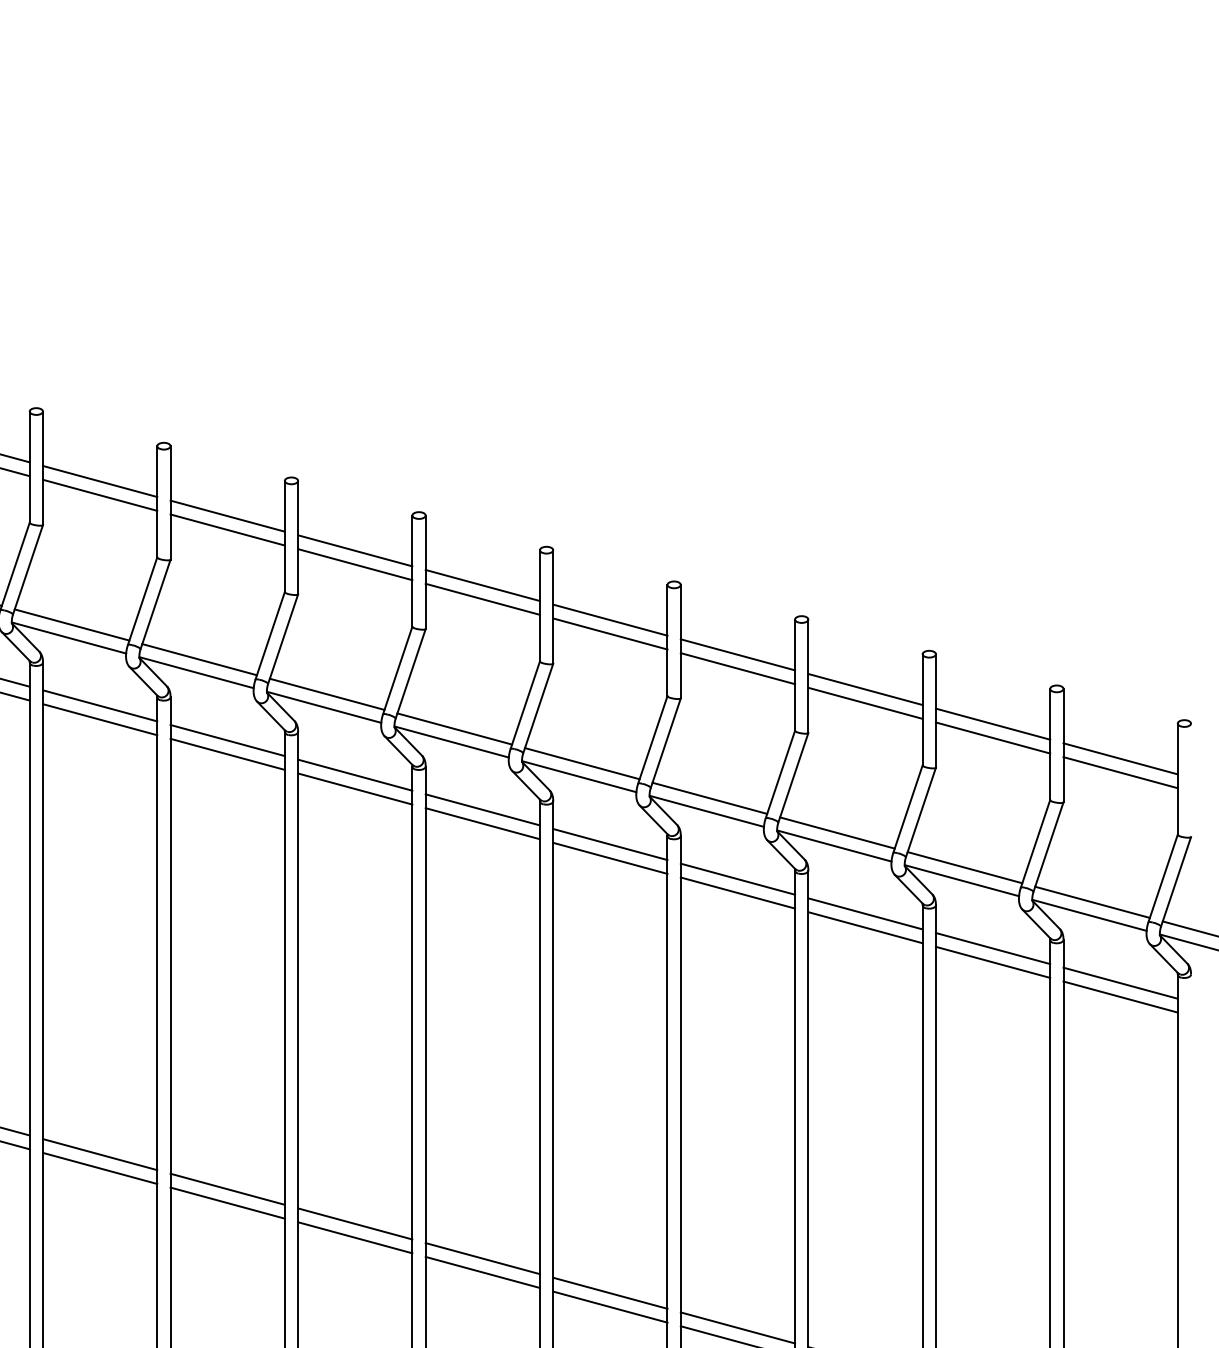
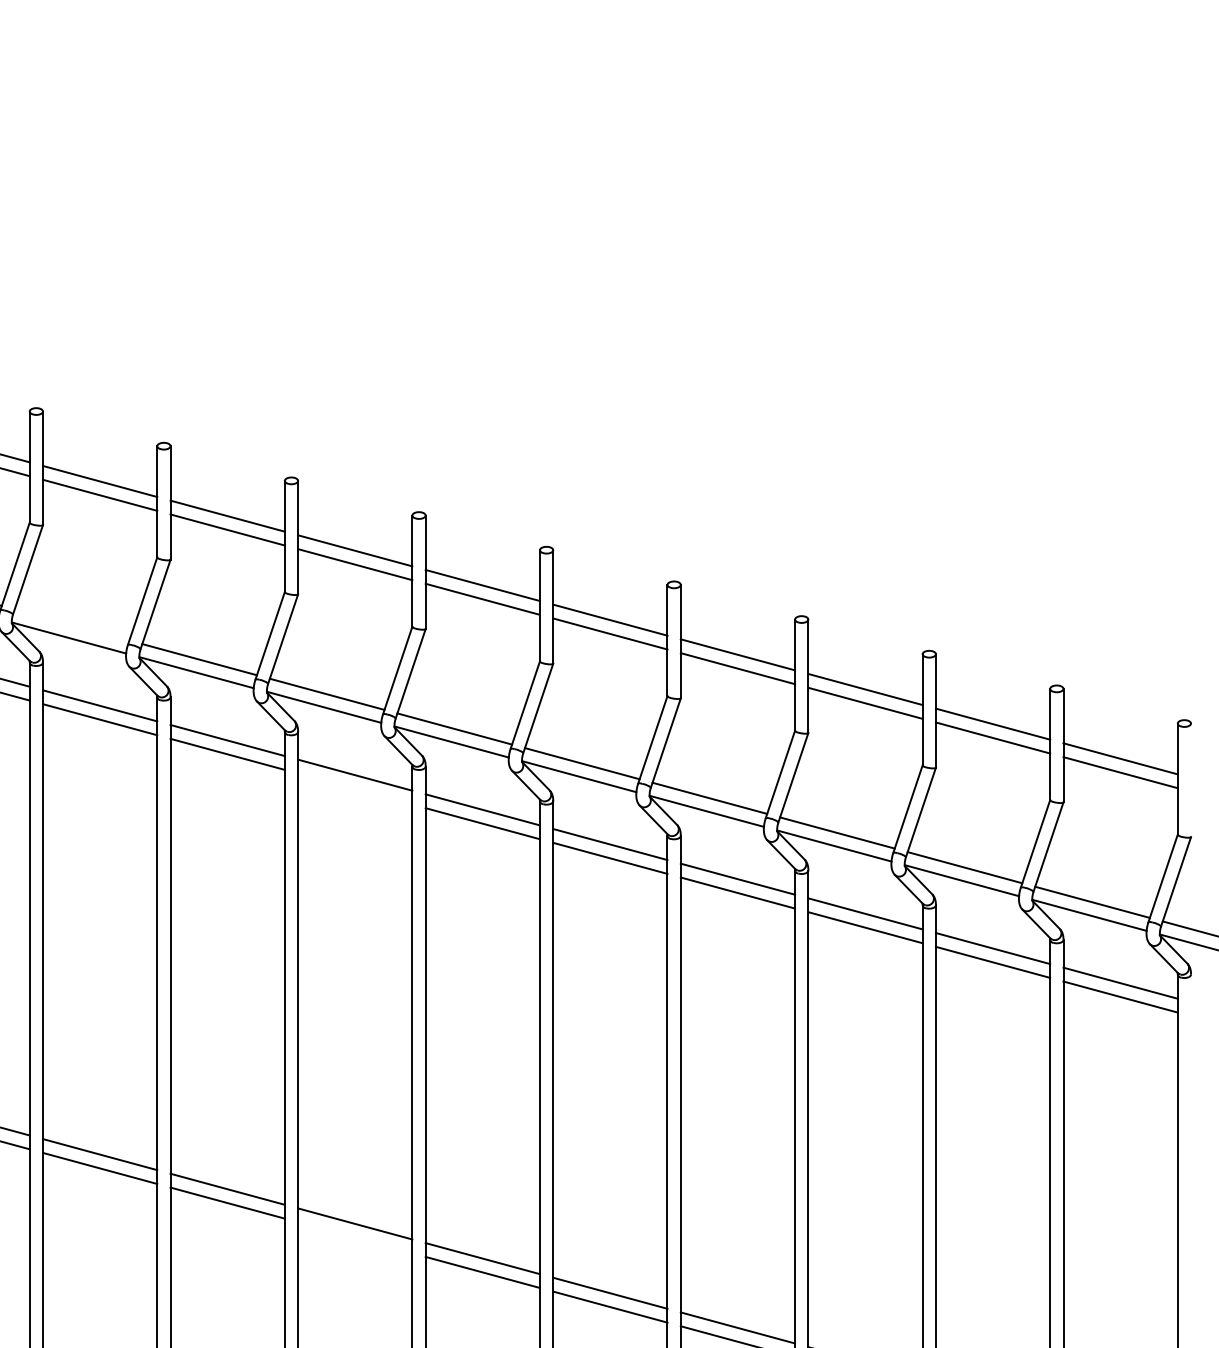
line: present -> none (71, 624)
line: present -> none (355, 788)
line: present -> none (355, 1237)
